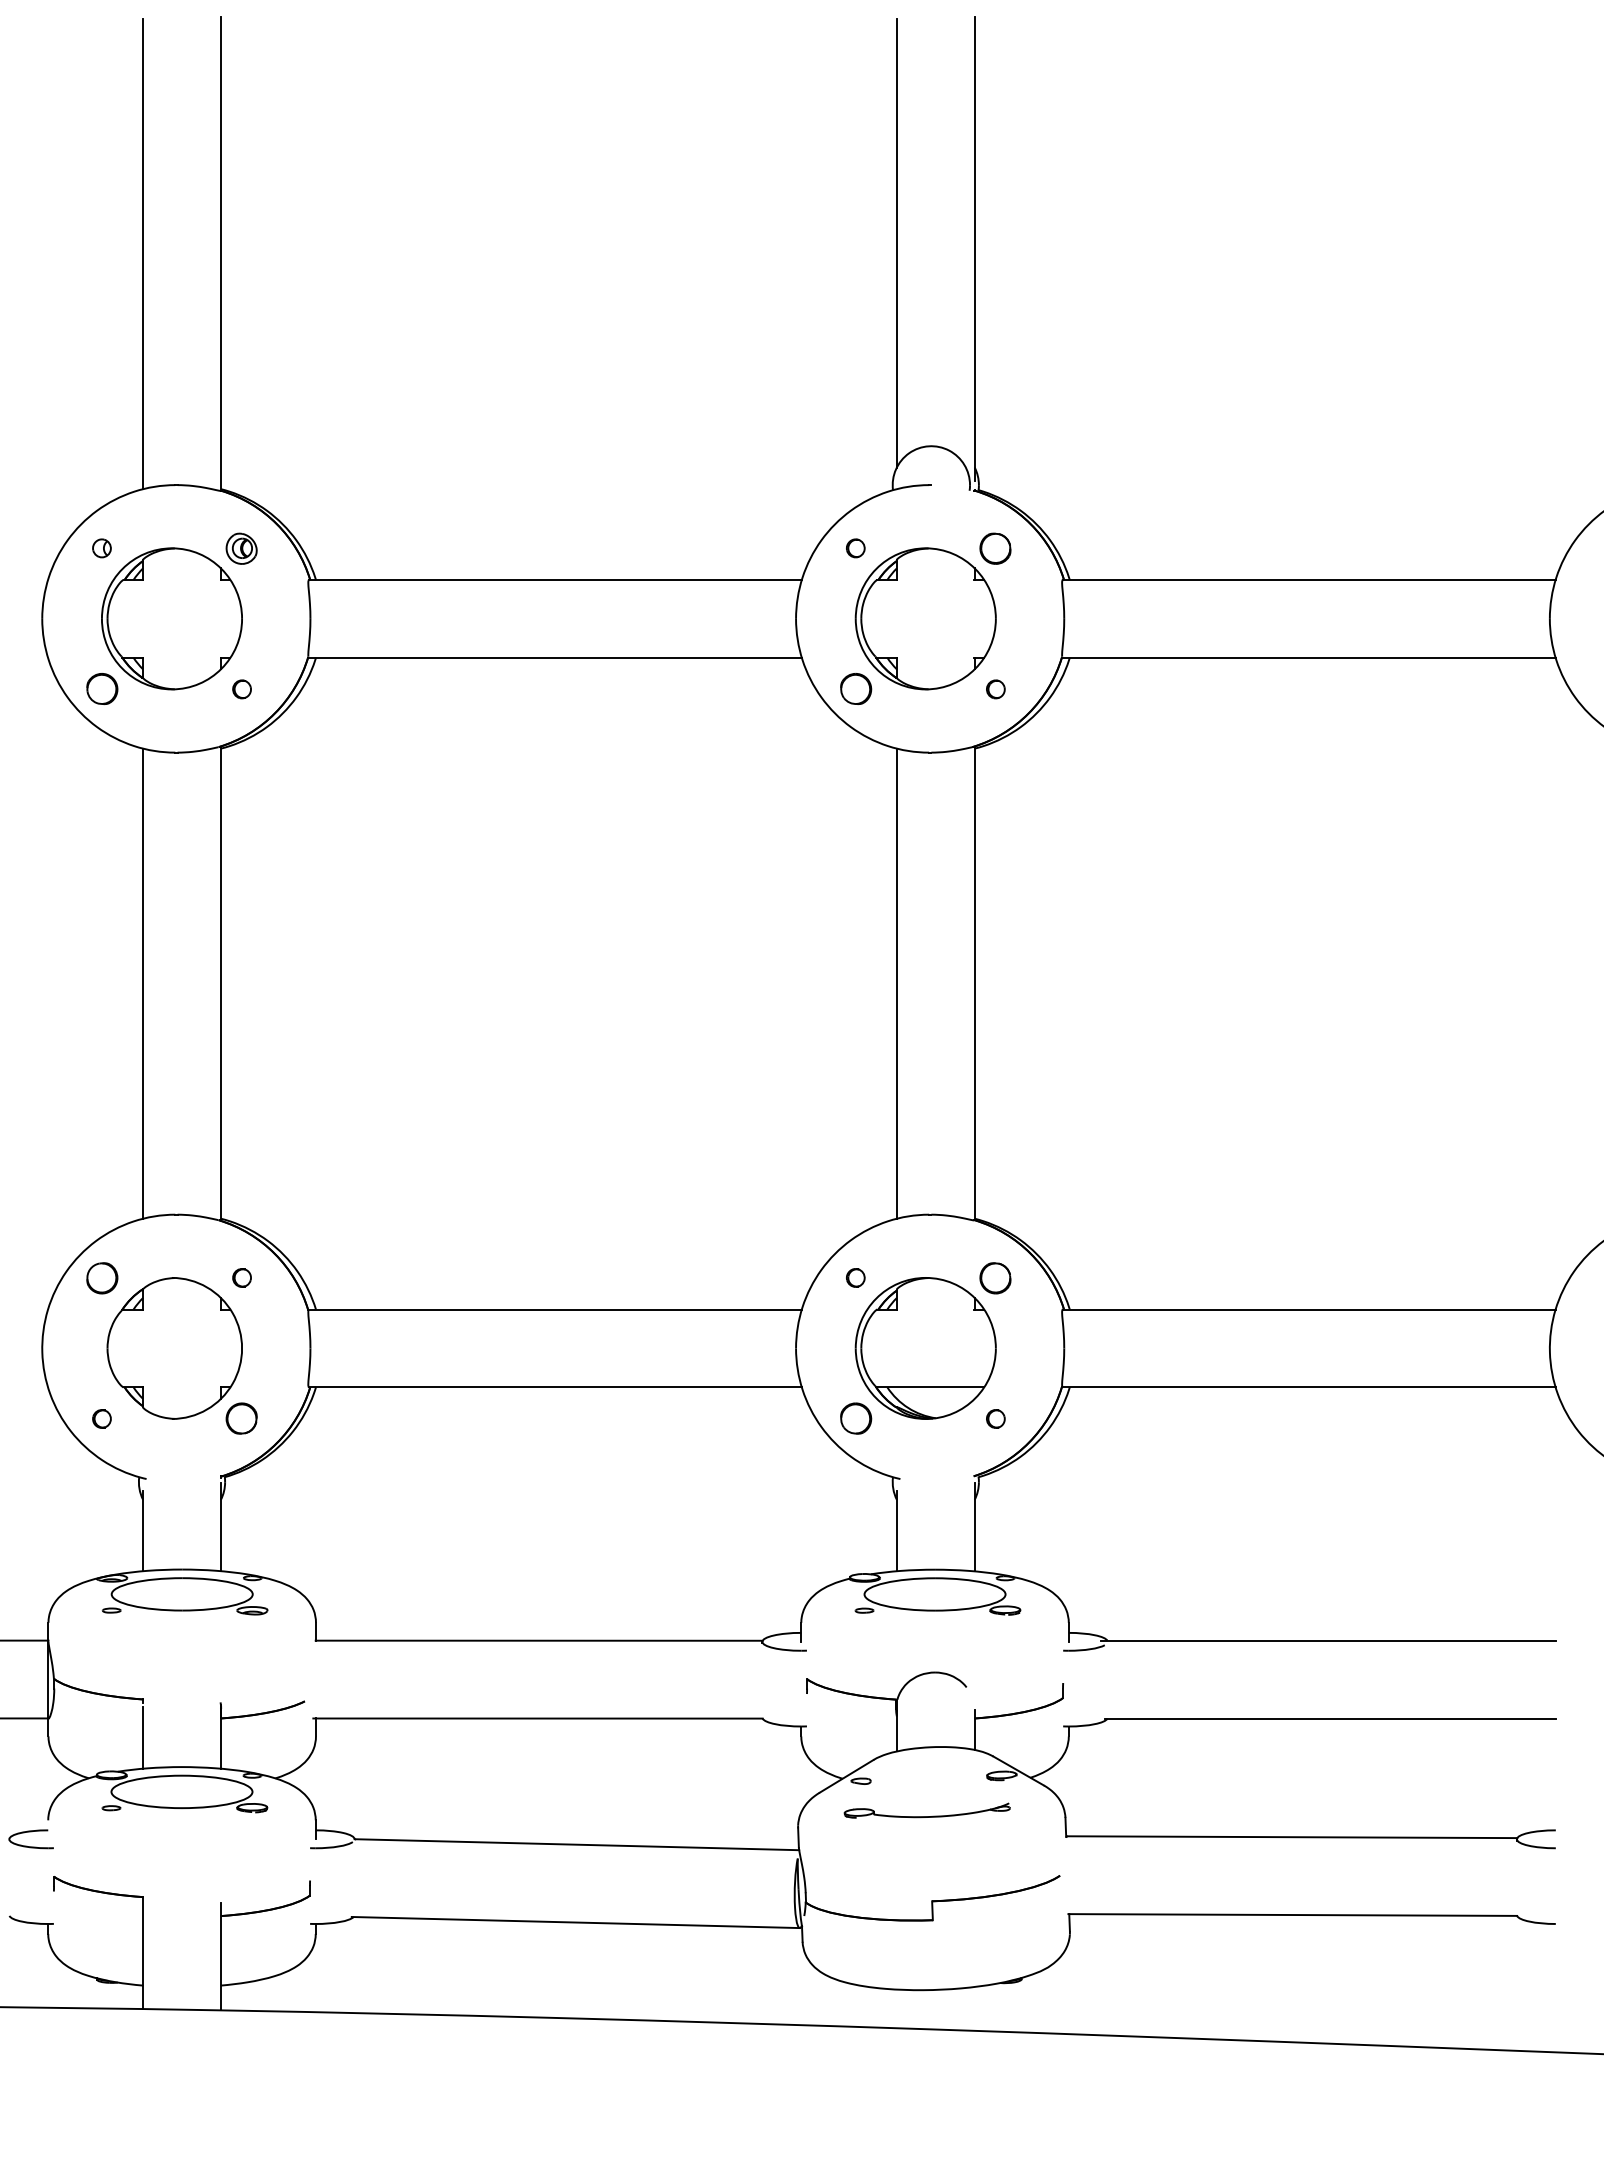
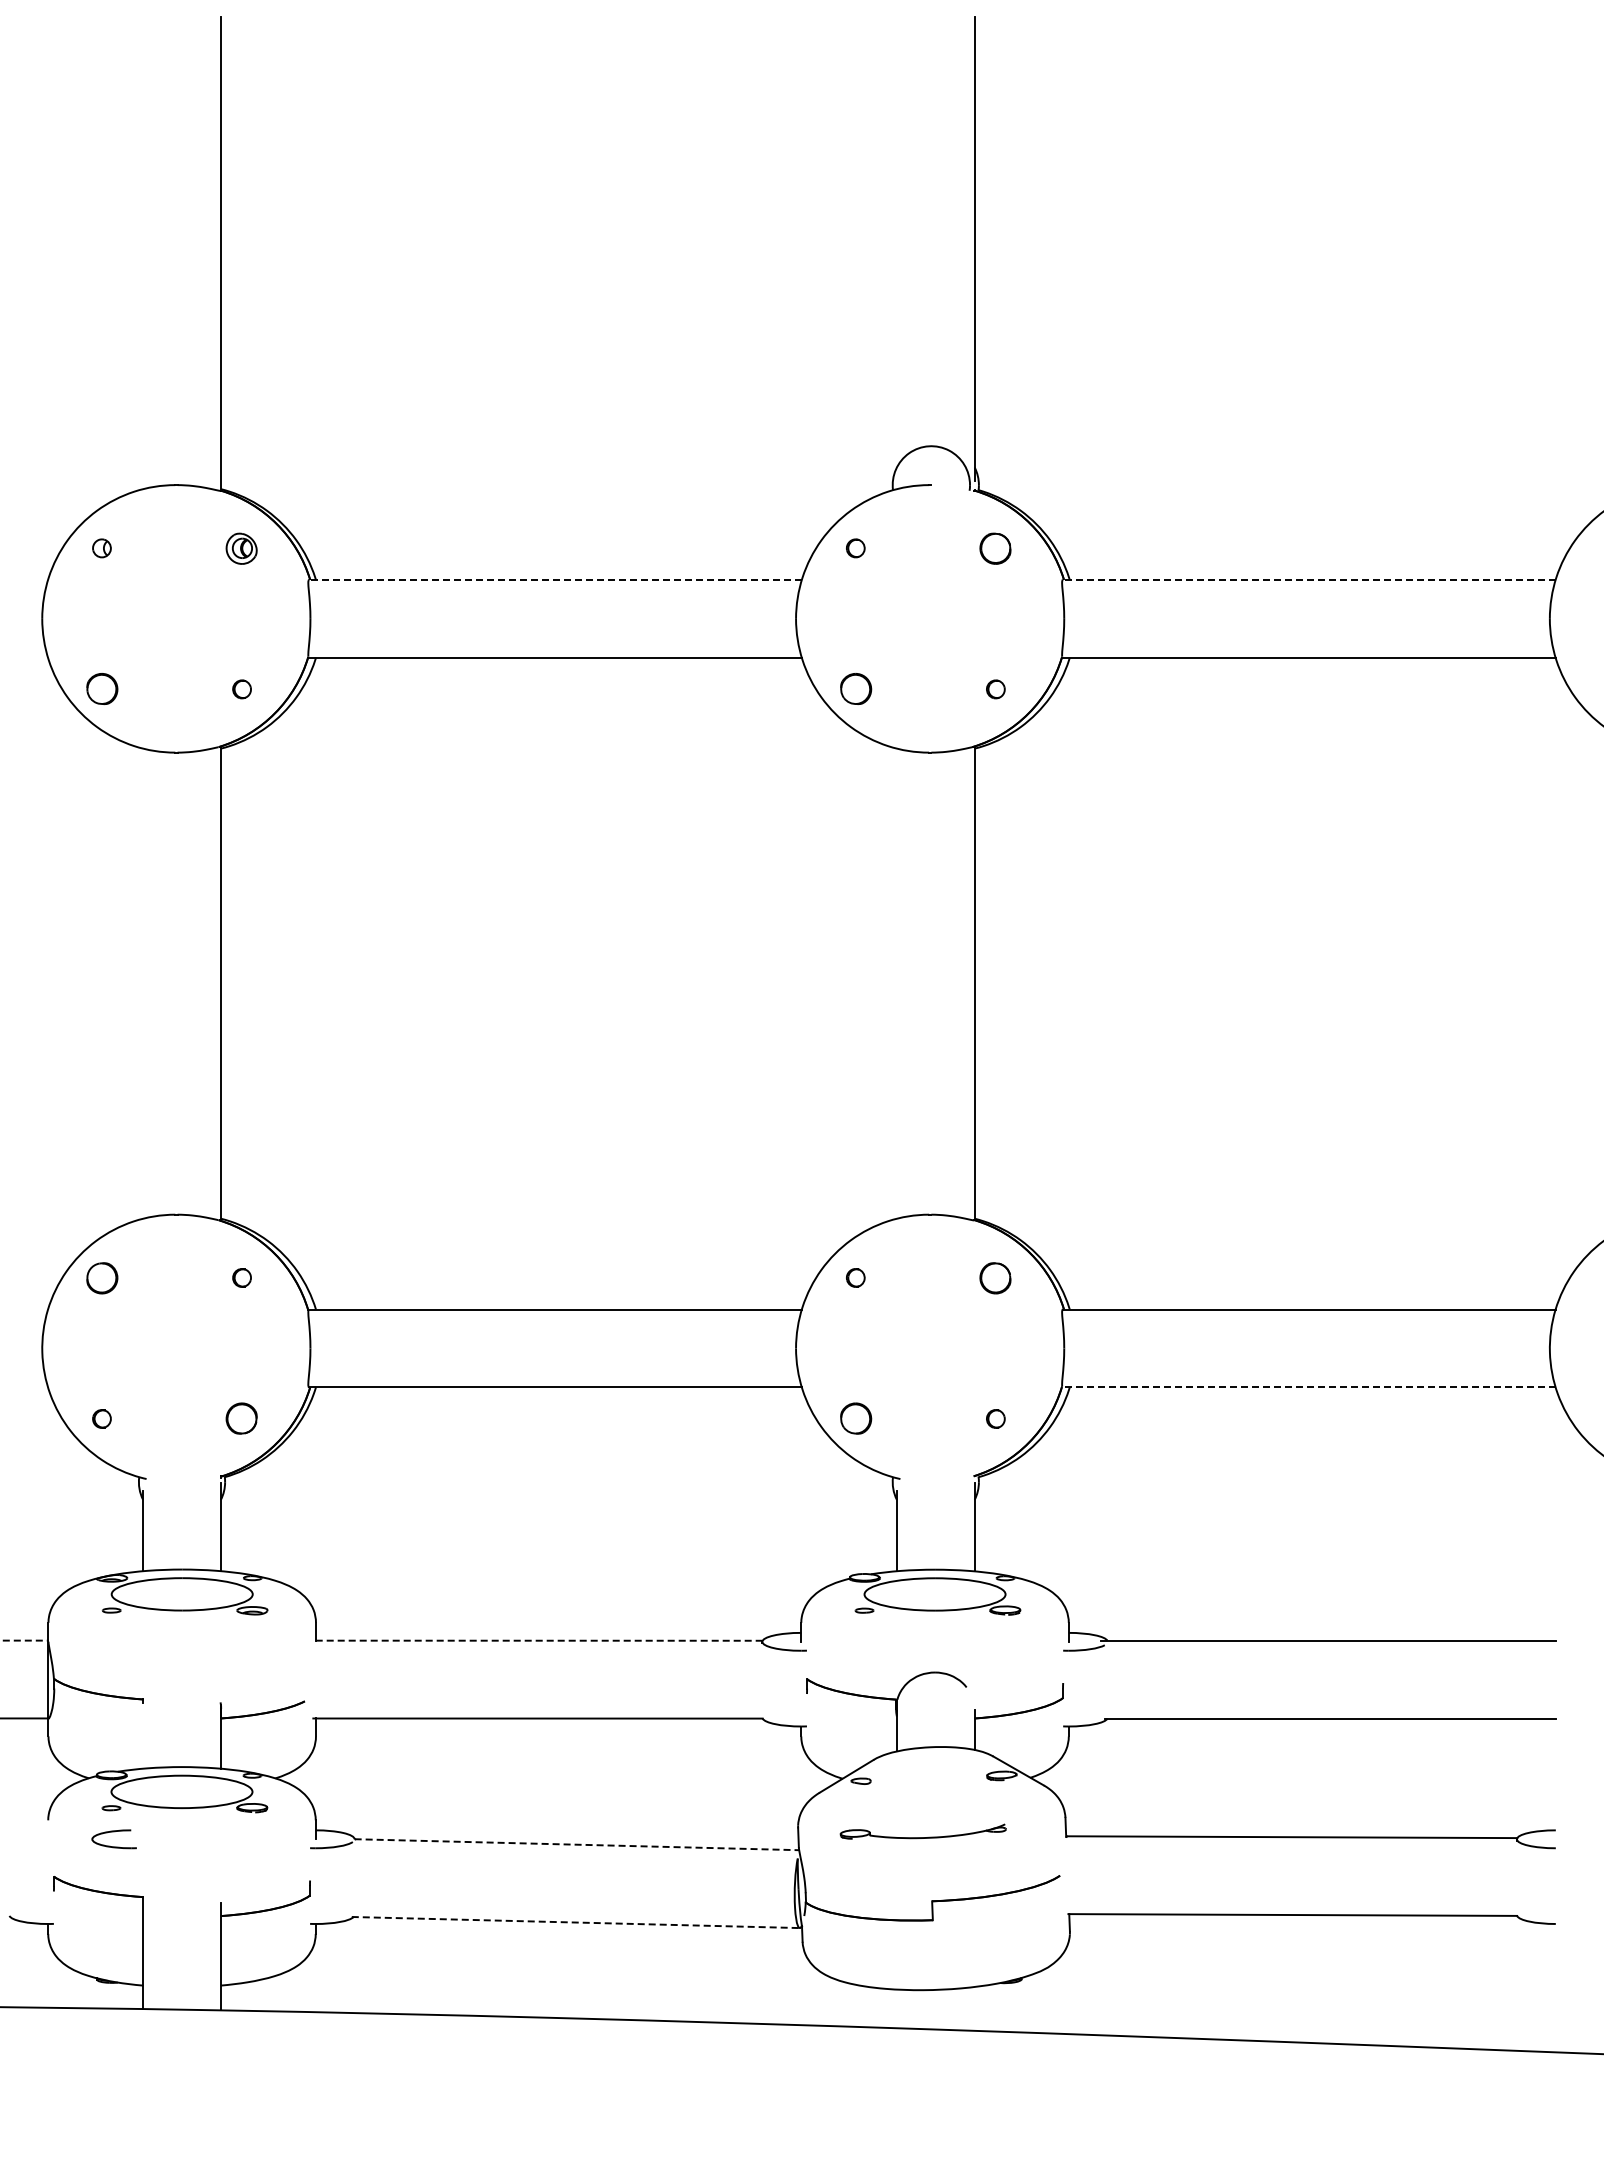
line: present -> none (896, 243)
line: present -> none (143, 254)
line: solid -> dashed (554, 579)
line: solid -> dashed (1308, 579)
part: present -> none (171, 618)
part: present -> none (925, 618)
line: present -> none (143, 983)
line: present -> none (896, 983)
part: present -> none (174, 1348)
part: present -> none (925, 1348)
line: solid -> dashed (1308, 1387)
line: solid -> dashed (24, 1640)
line: solid -> dashed (539, 1640)
line: present -> none (143, 1737)
part position: (926, 1810) -> (922, 1831) (922, 1831)
part position: (30, 1832) -> (113, 1832) (113, 1832)
line: solid -> dashed (577, 1844)
line: solid -> dashed (576, 1922)
